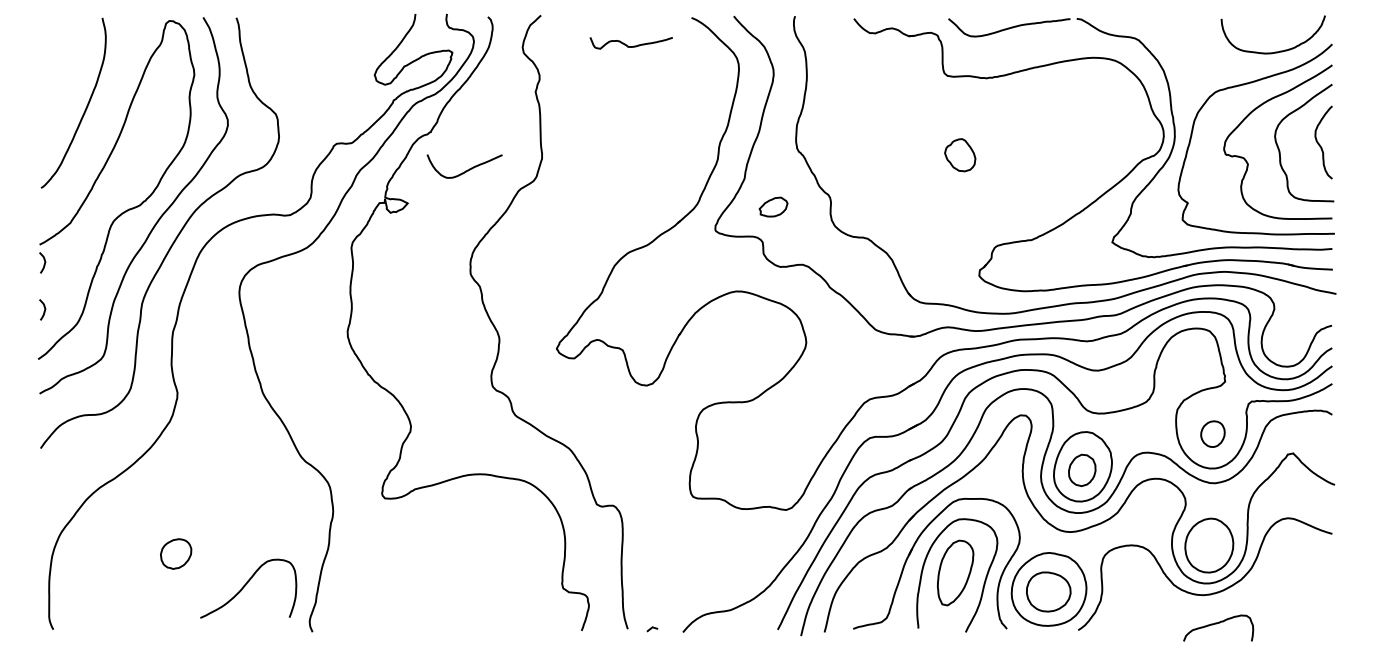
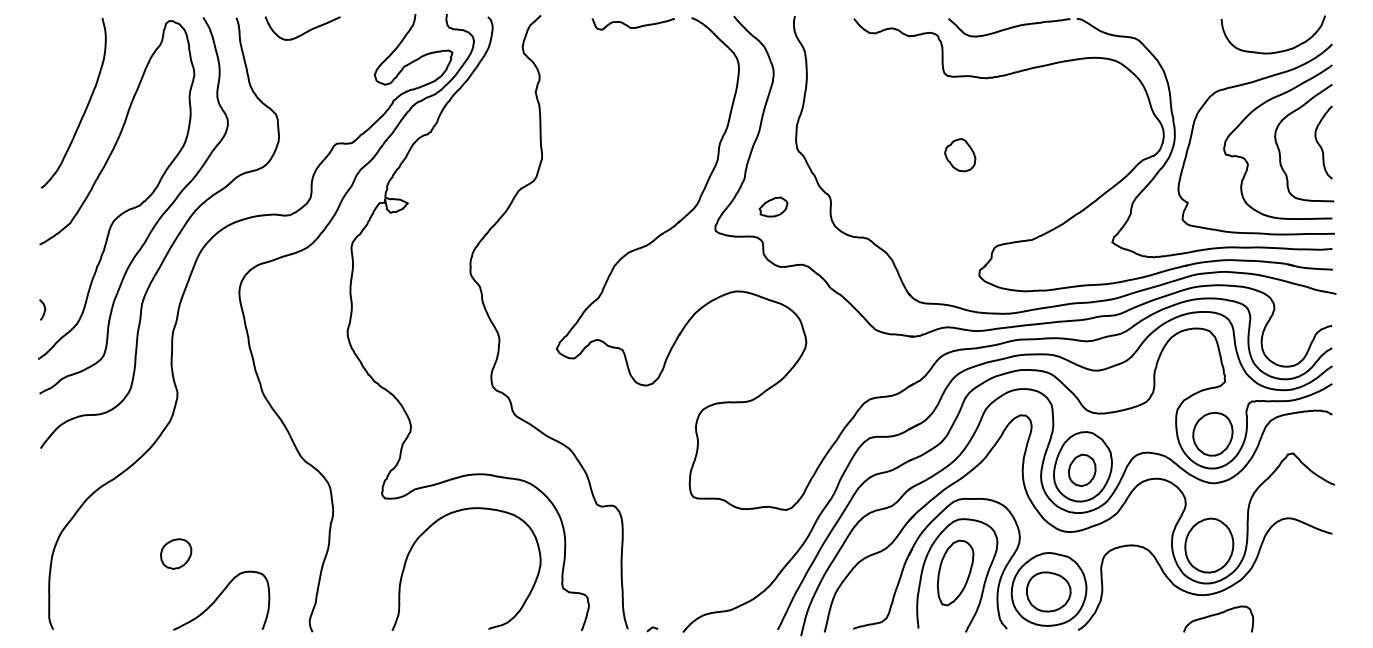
curve position: (628, 45) -> (630, 26) (630, 26)
curve position: (465, 170) -> (303, 32) (303, 32)
curve: present -> none (44, 262)
part size: 26x28 px -> 42x46 px (1212, 433)
curve: none -> present (428, 529)
curve position: (246, 585) -> (219, 597) (219, 597)
curve position: (1216, 624) -> (1216, 615) (1216, 615)
